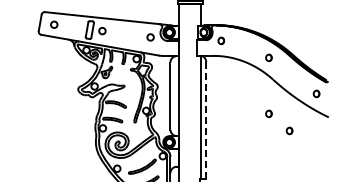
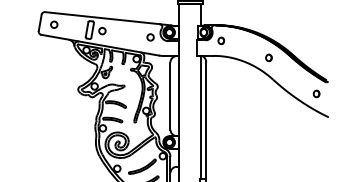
part: present -> none (268, 113)
line: dashed -> solid (206, 122)
part: present -> none (289, 130)
